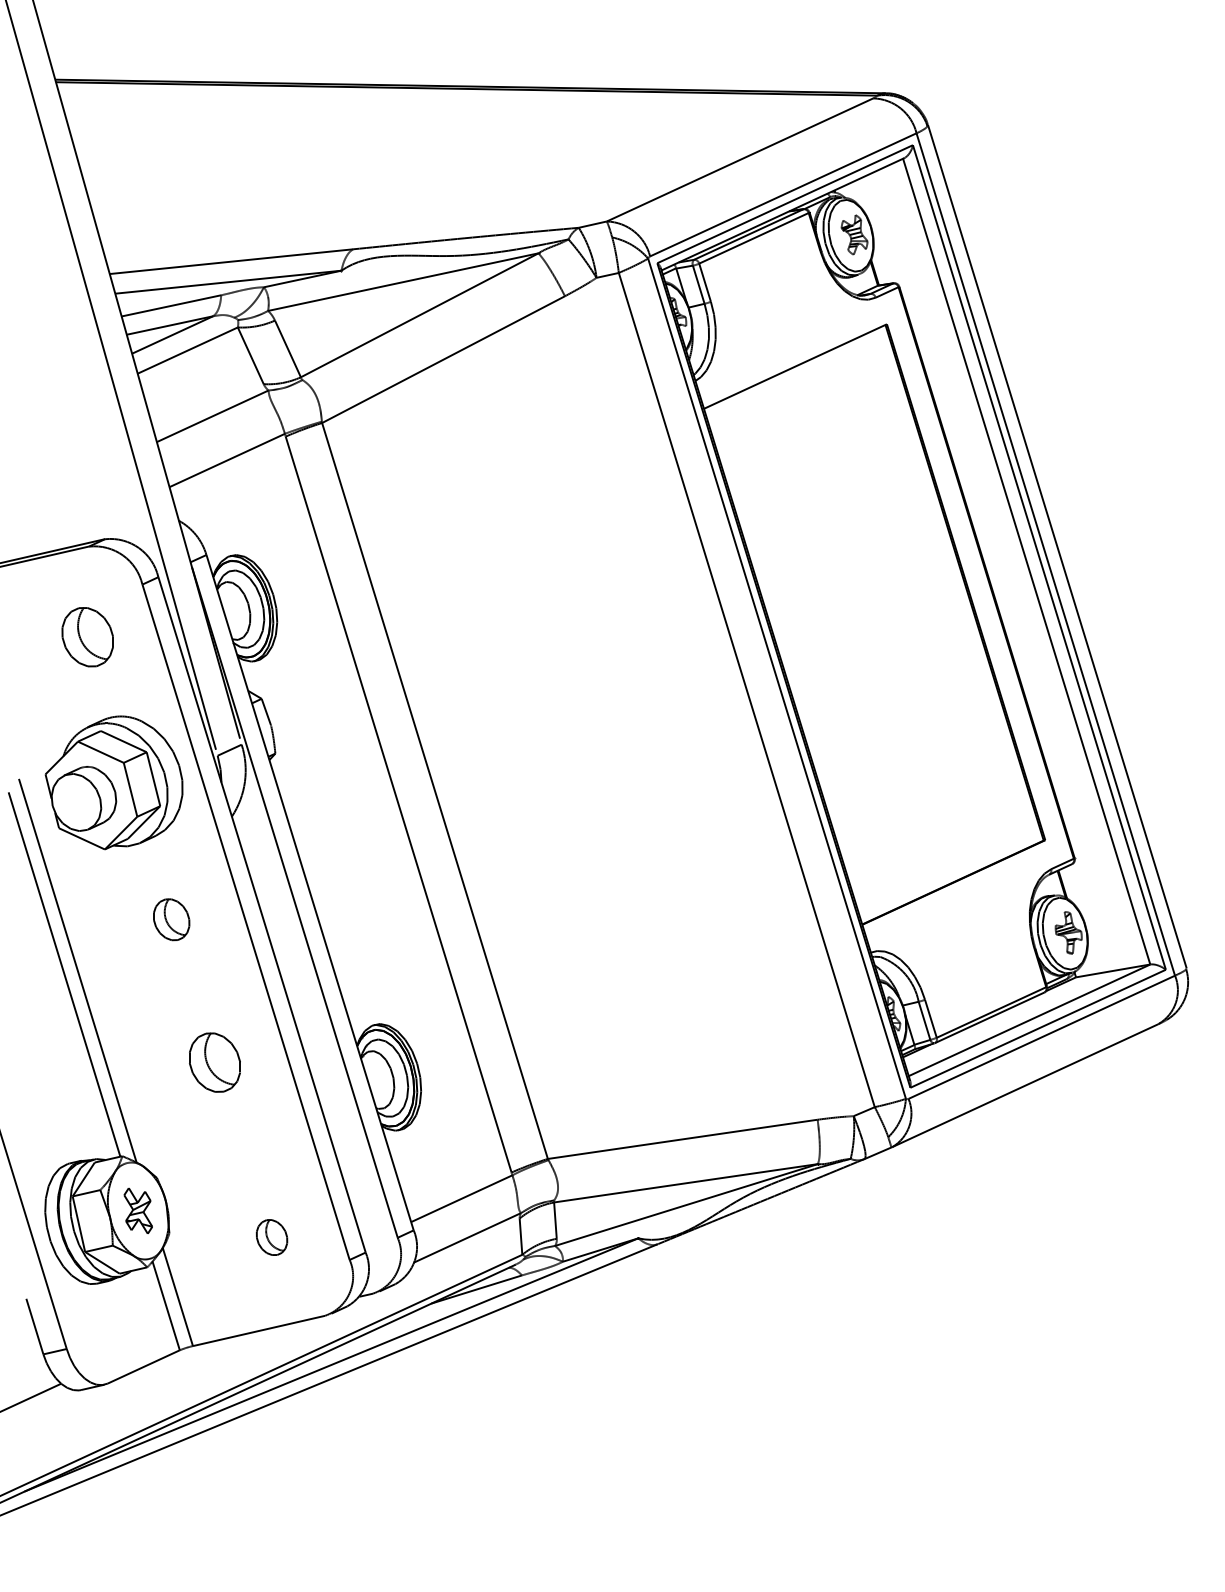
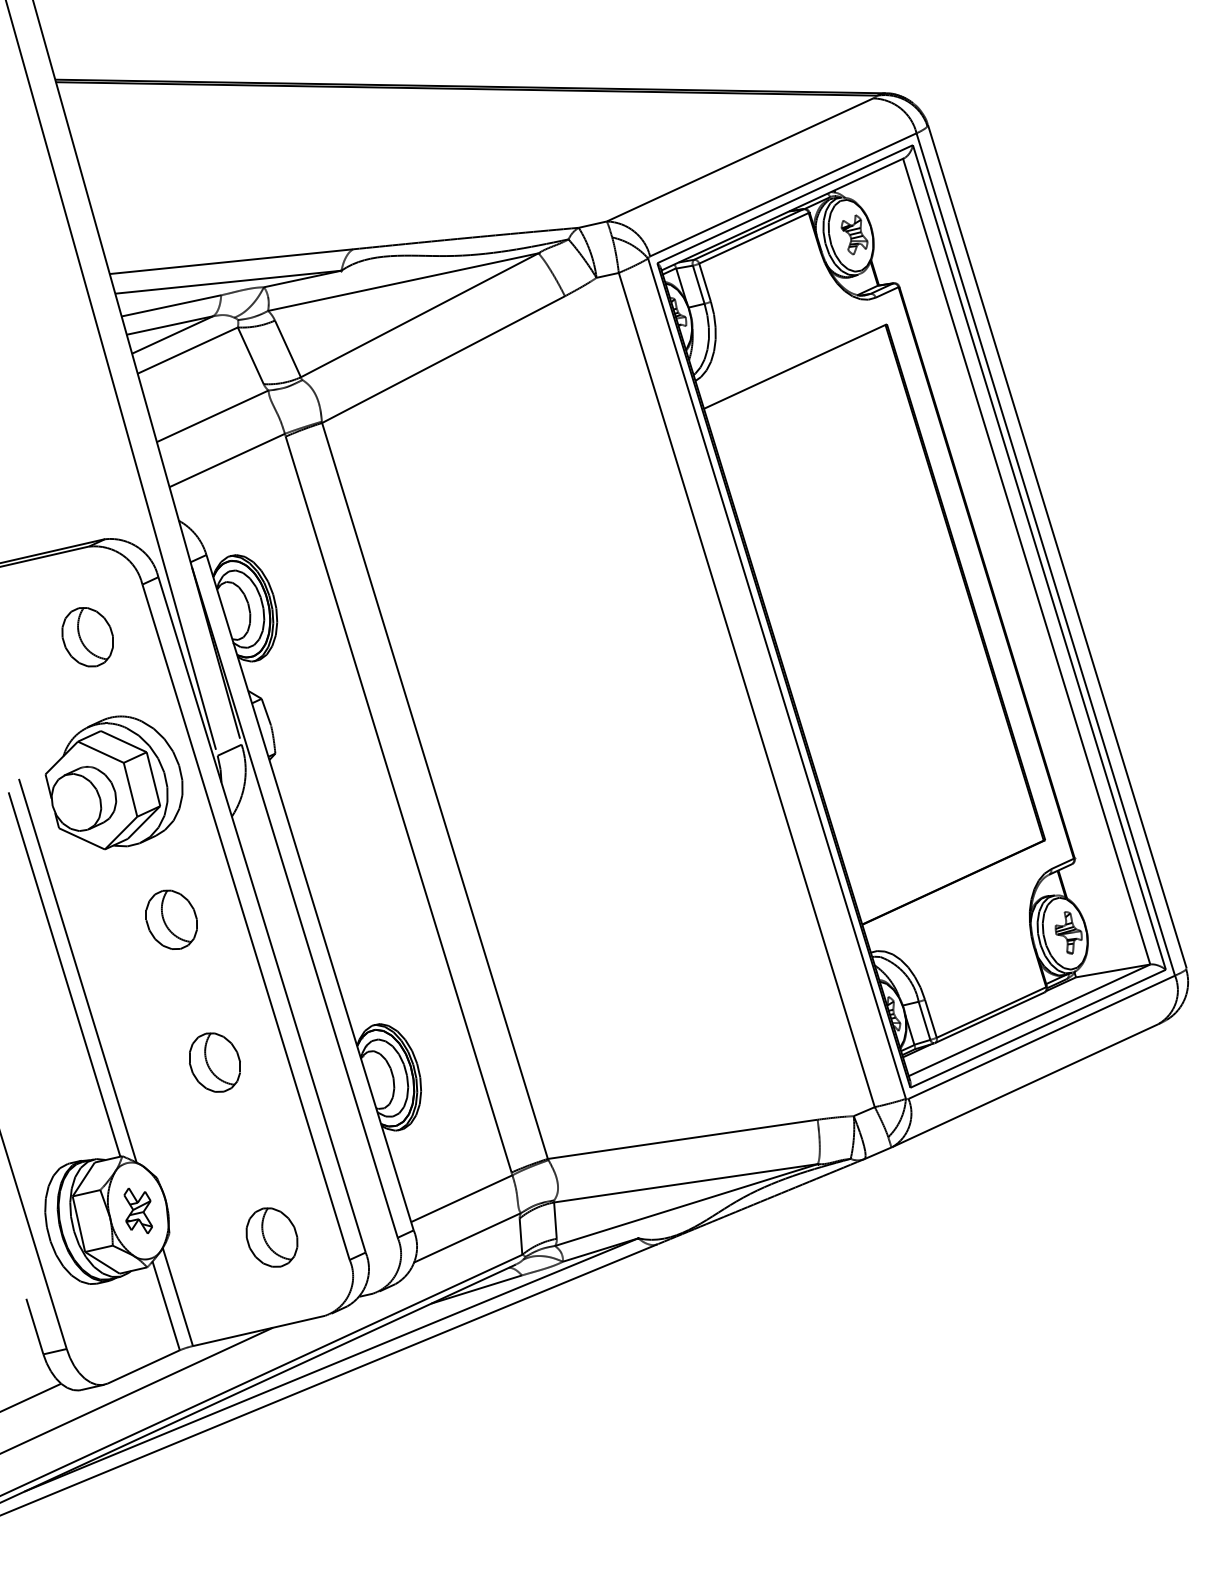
part size: 38x44 px -> 53x61 px (171, 919)
part size: 34x37 px -> 54x61 px (271, 1237)
line: none -> present (137, 1389)
